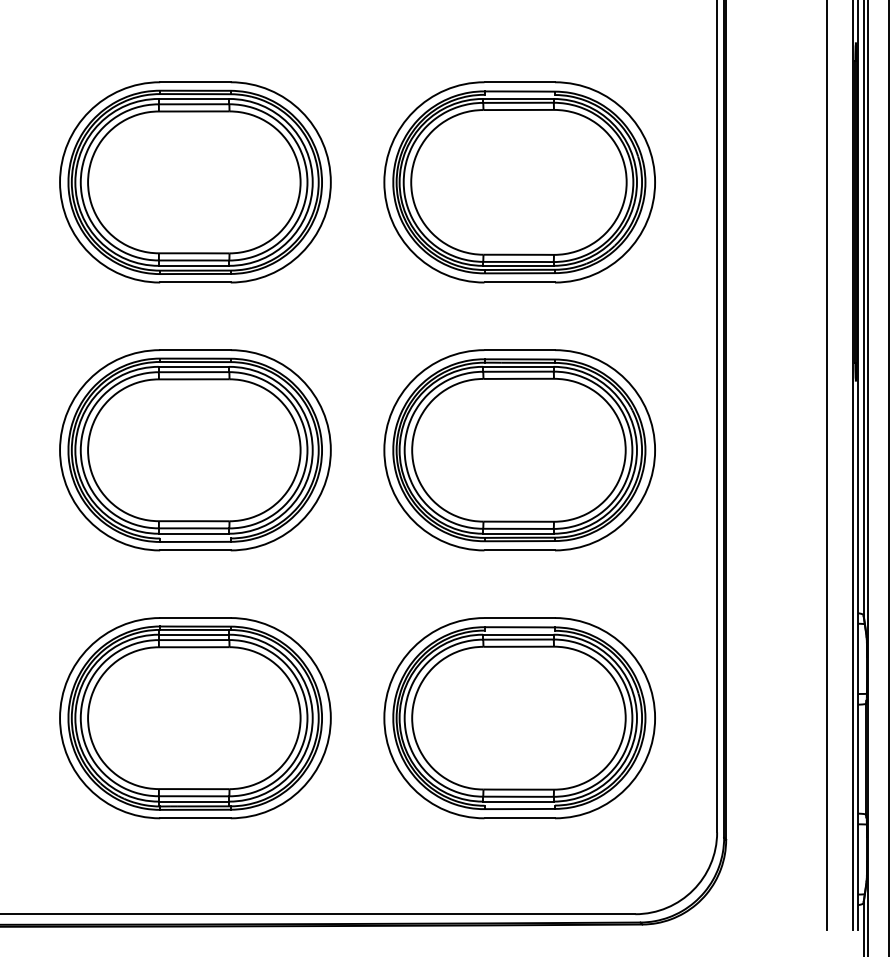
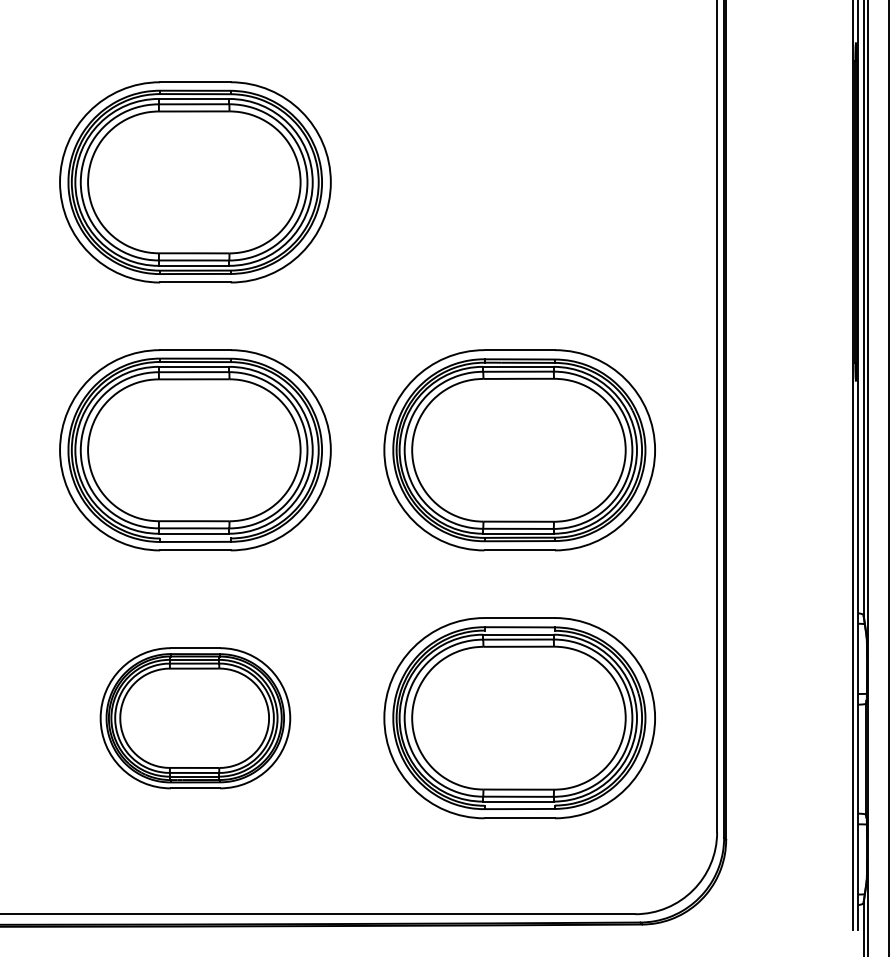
part: present -> none (519, 182)
line: present -> none (826, 465)
part size: 273x203 px -> 193x143 px (195, 718)
